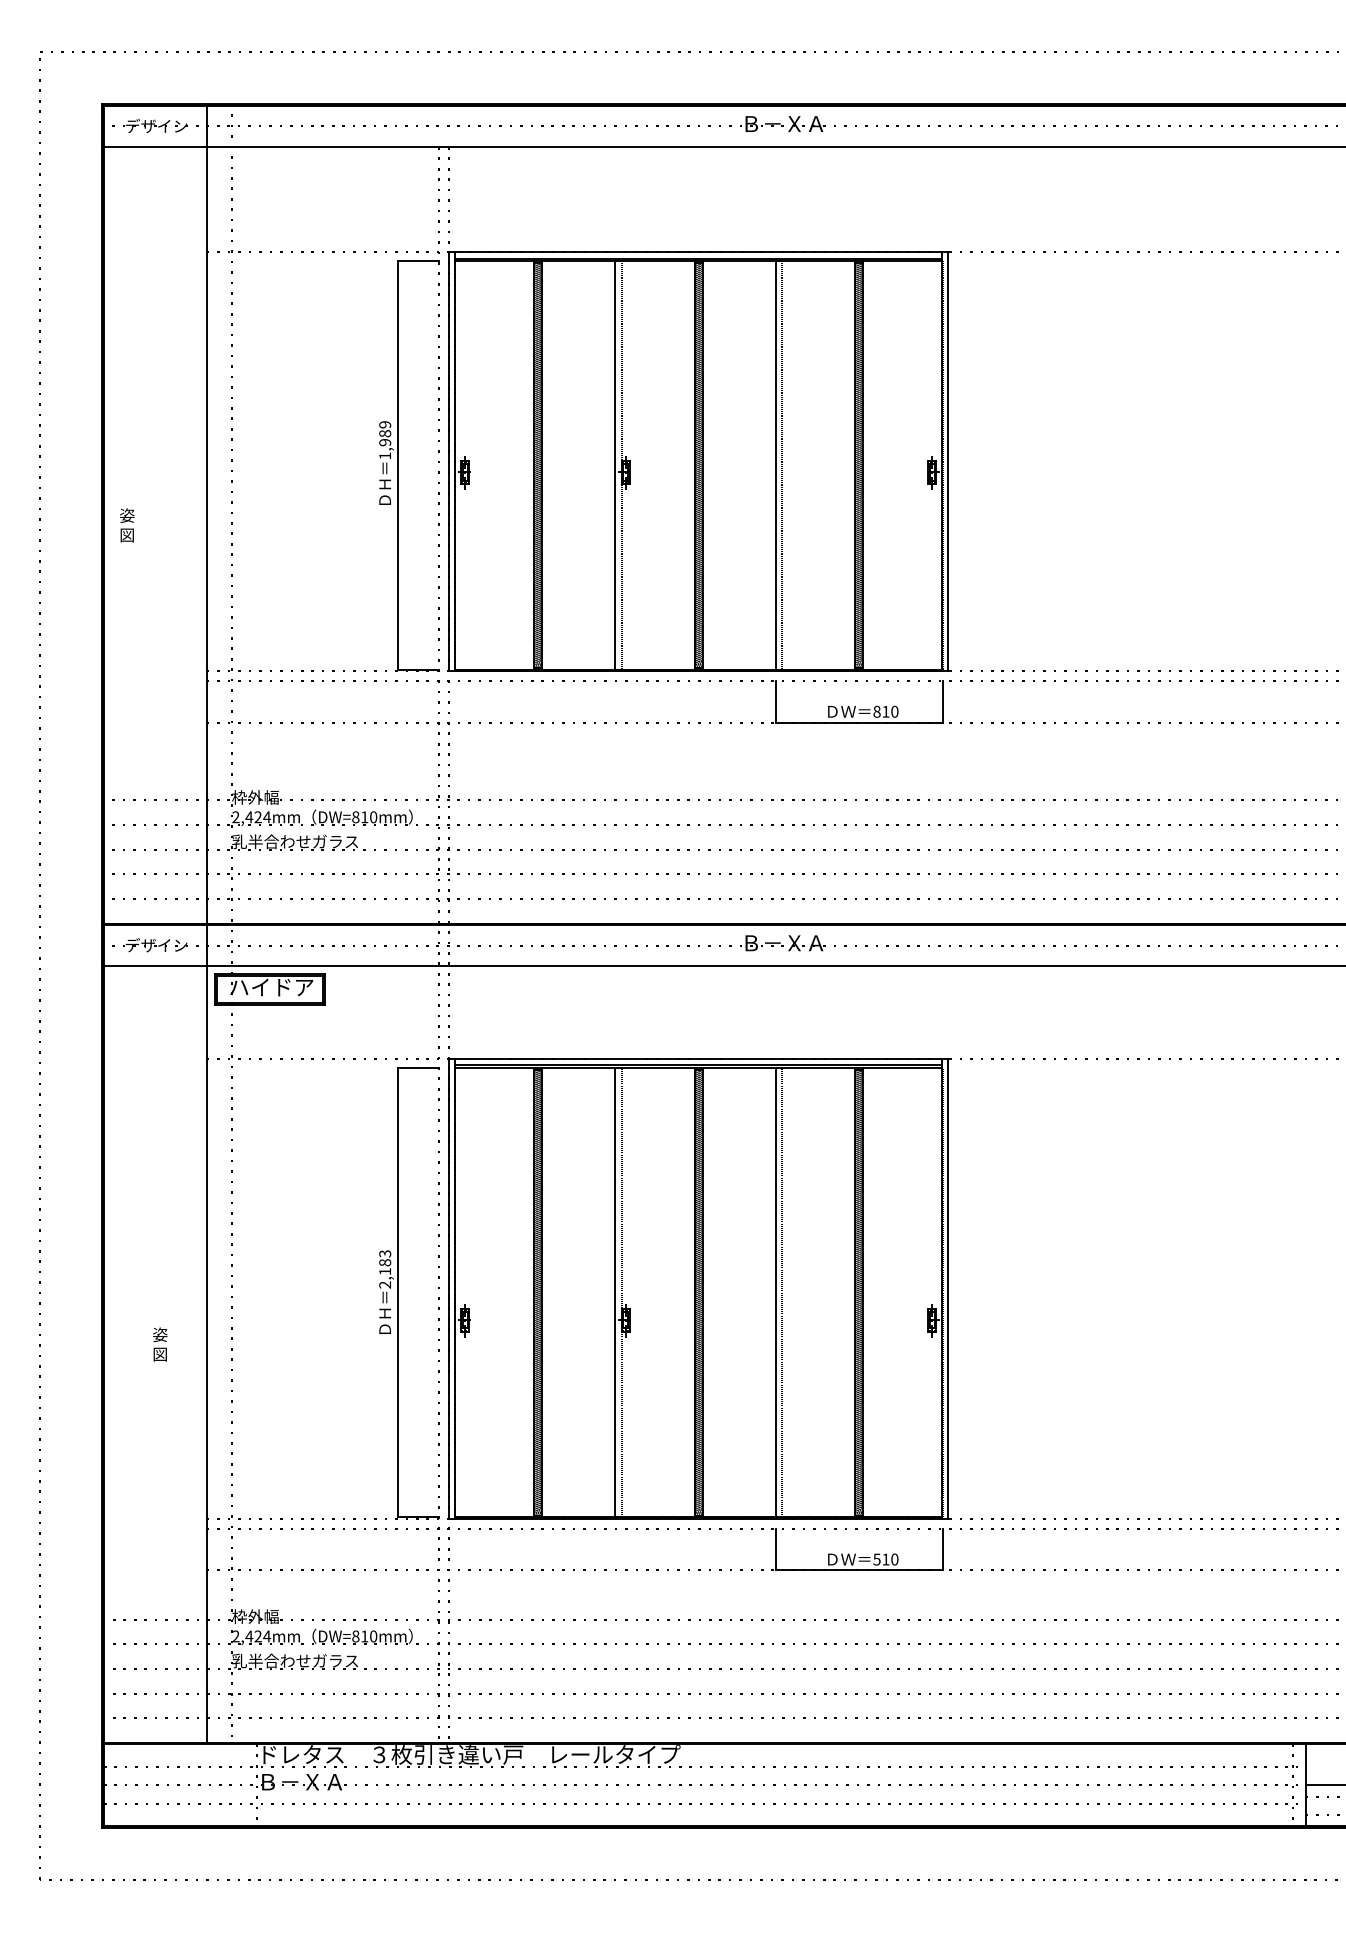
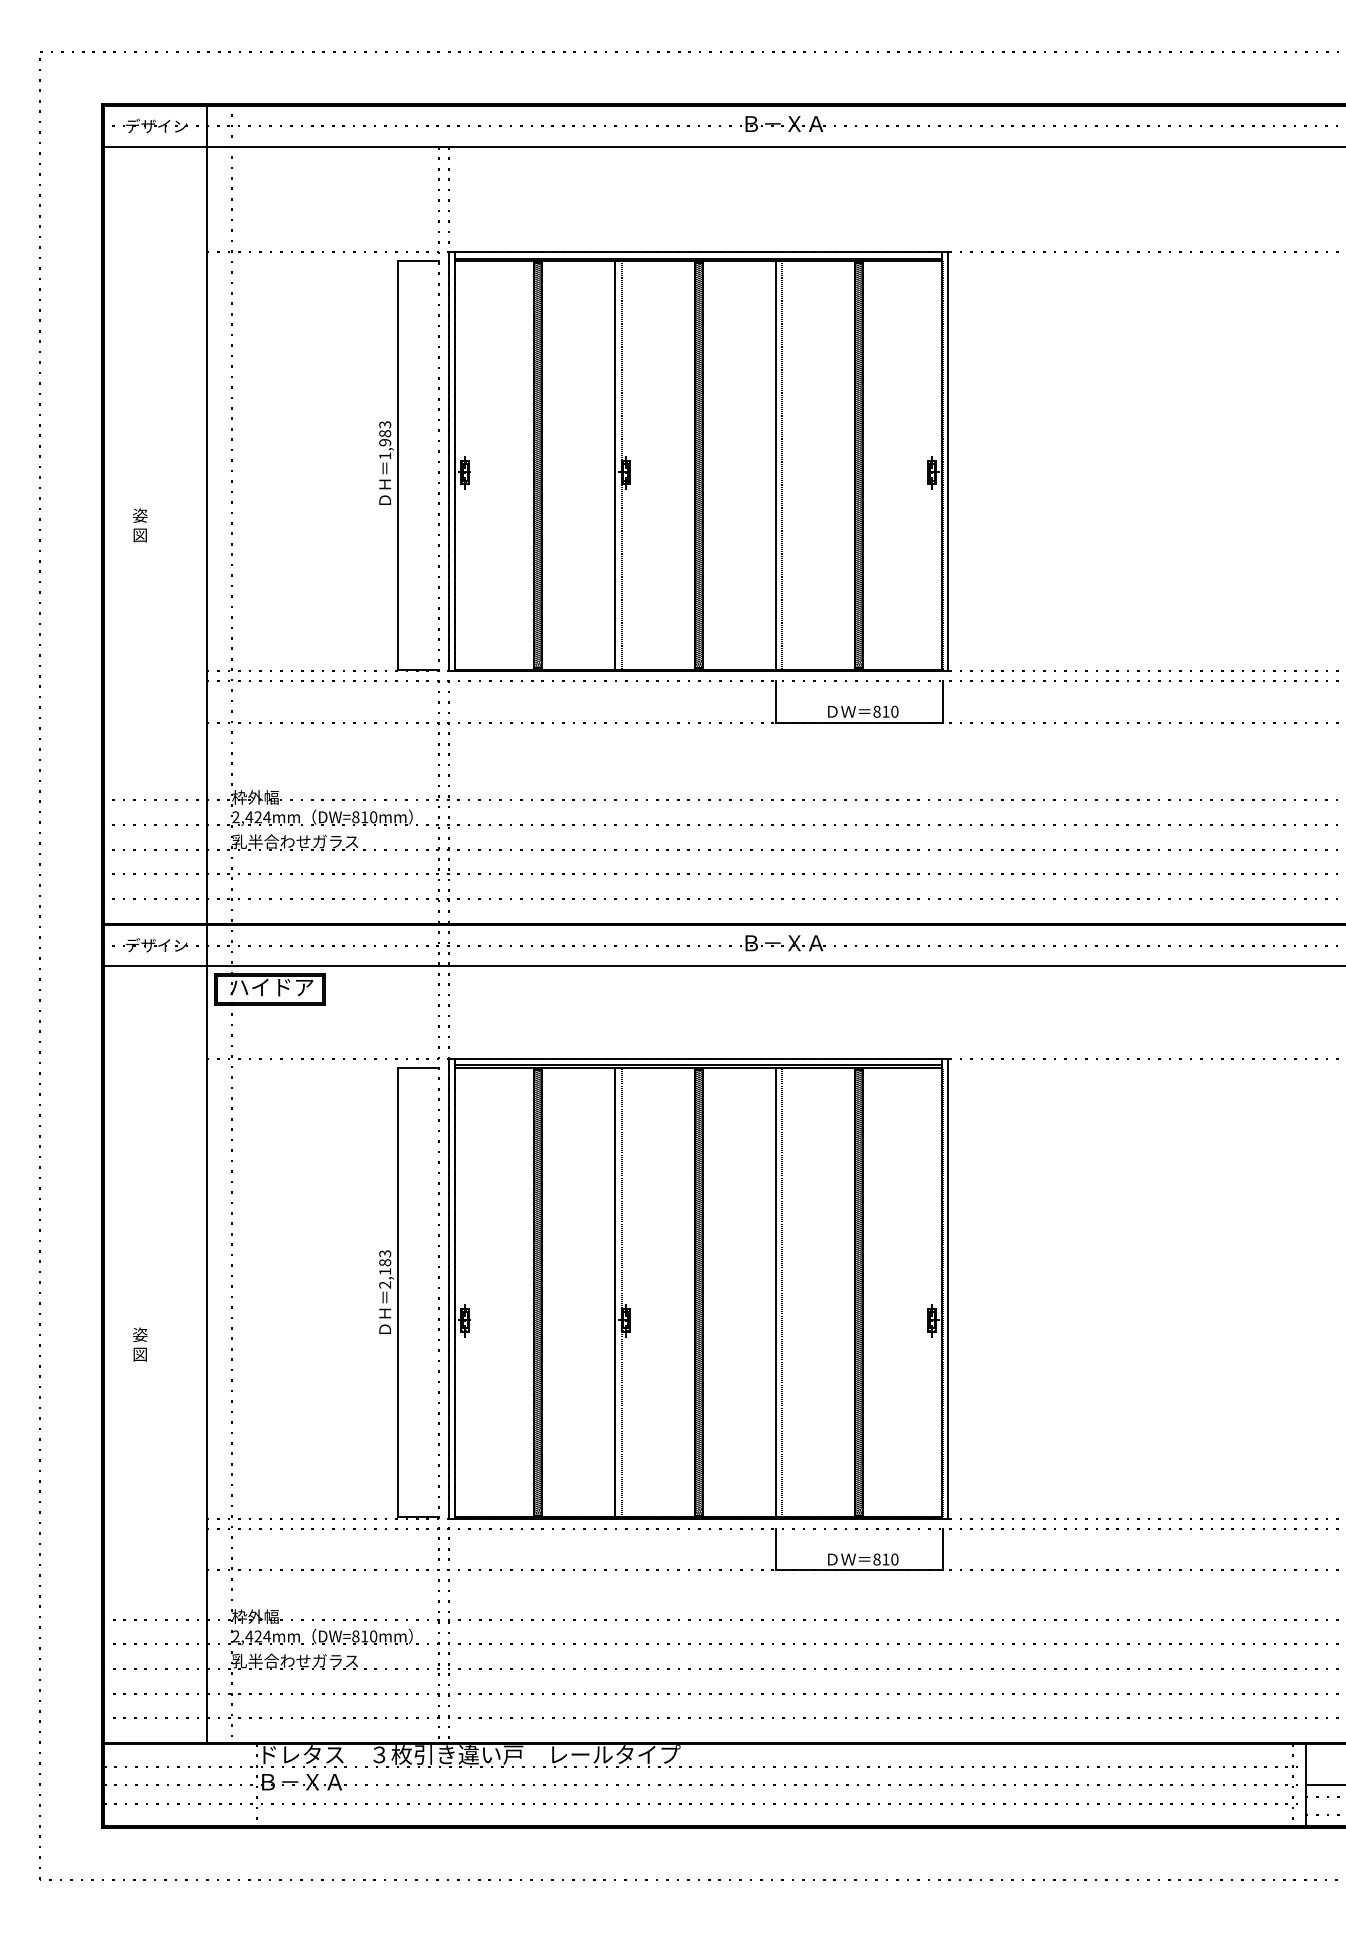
text: 1,989 -> 1,983 (385, 424)
text position: (127, 525) -> (140, 525) (140, 525)
text position: (160, 1344) -> (140, 1344) (140, 1344)
text: 510 -> 810 (876, 1559)
